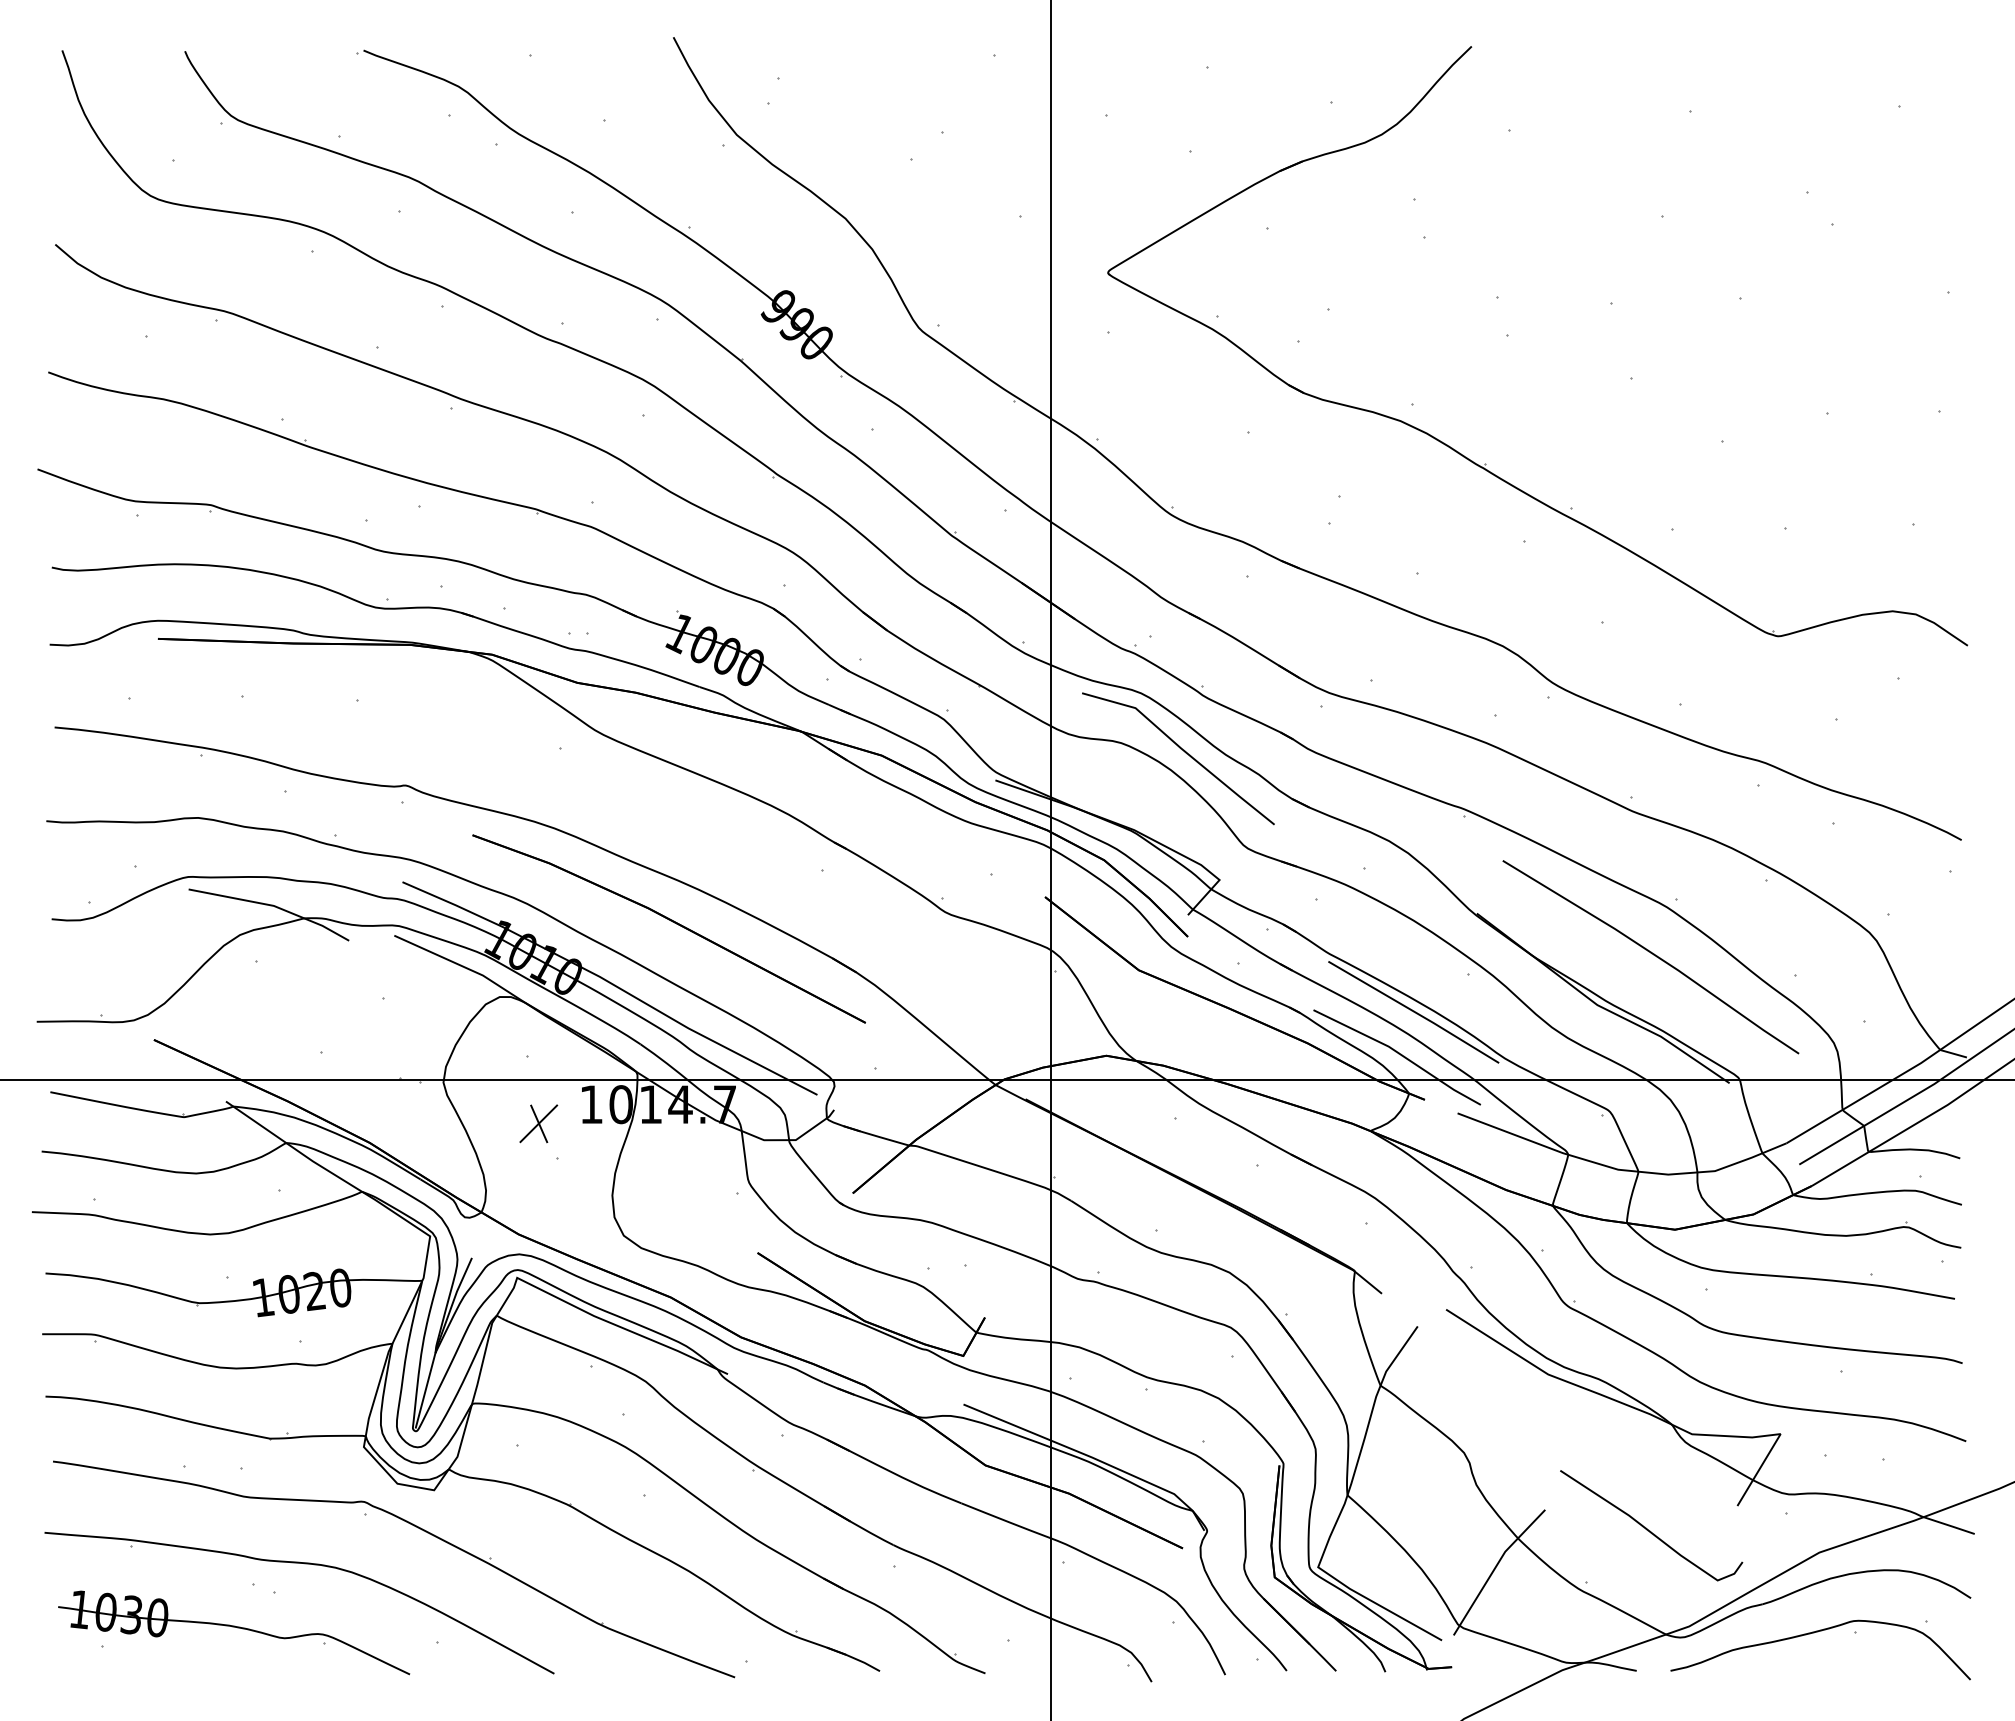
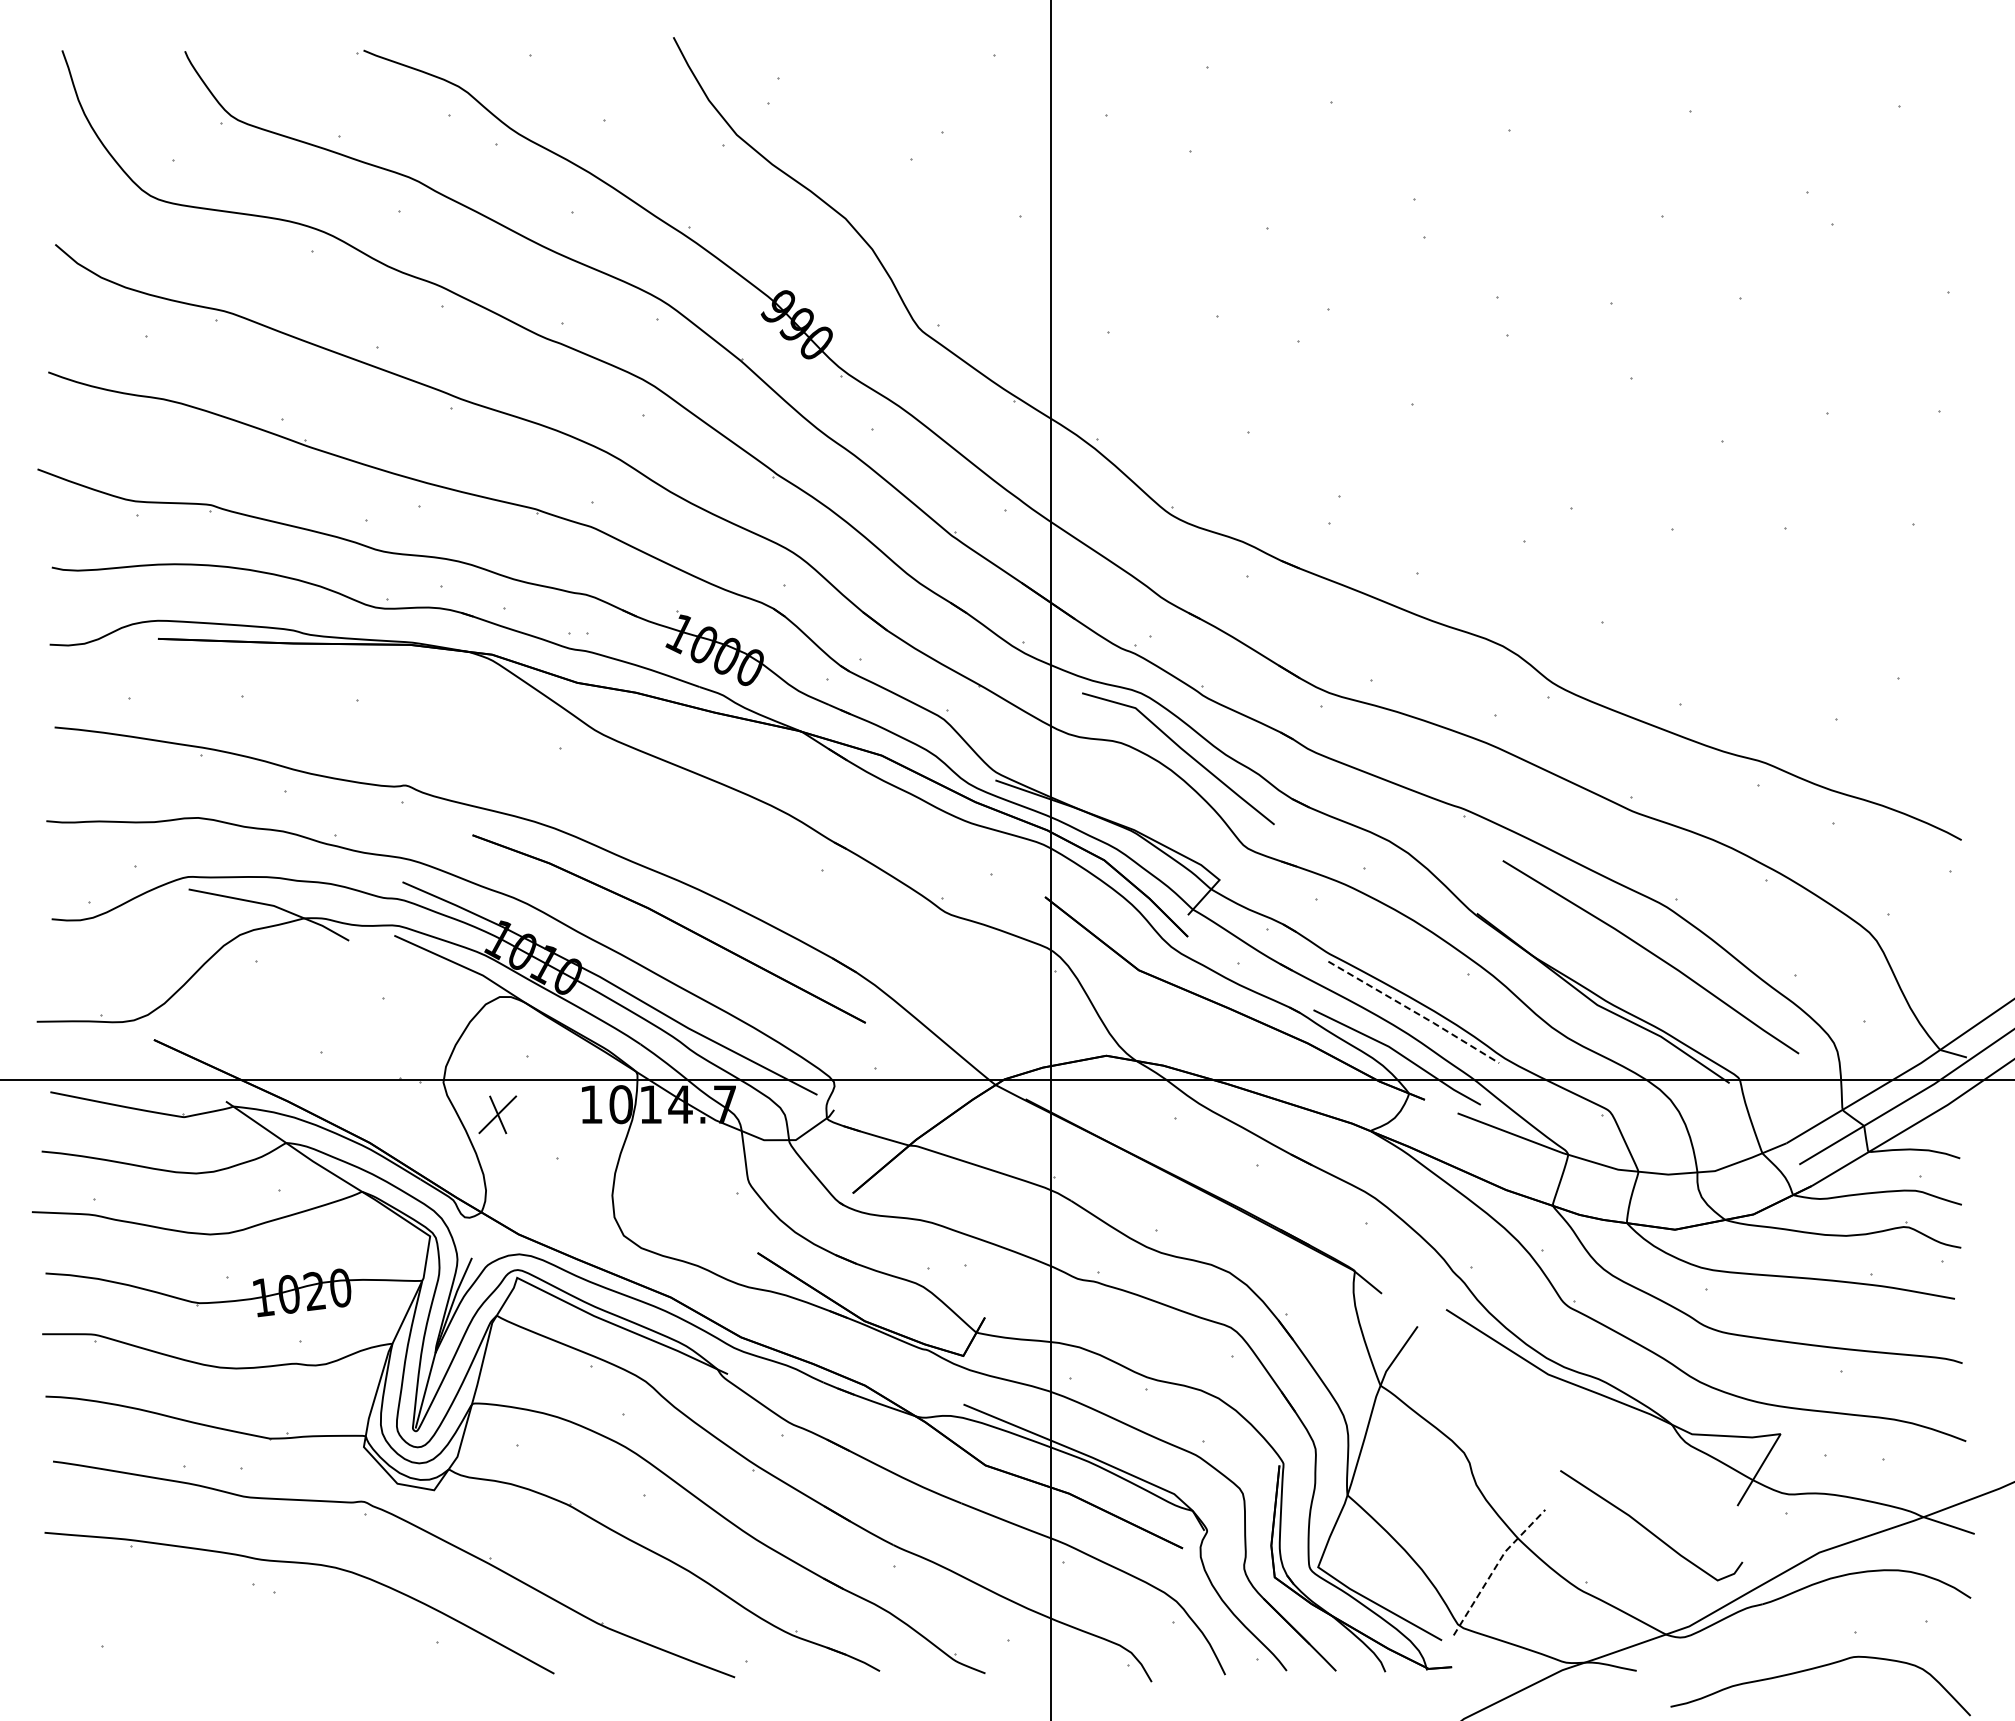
part: present -> none (1485, 463)
line: solid -> dashed (1414, 1012)
part position: (538, 1123) -> (497, 1114) (497, 1114)
line: solid -> dashed (1494, 1568)
part: present -> none (234, 1632)
curve position: (1814, 1633) -> (1814, 1669) (1814, 1669)
